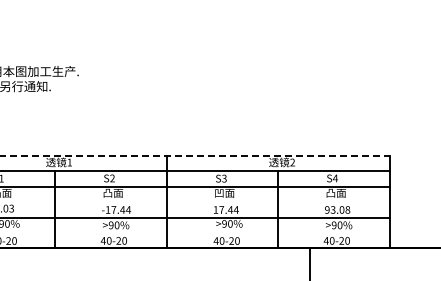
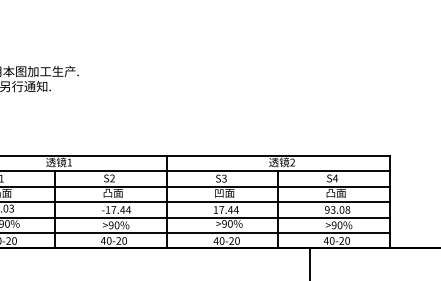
line: dashed -> solid (195, 155)
line: none -> present (195, 202)
line: none -> present (195, 233)
